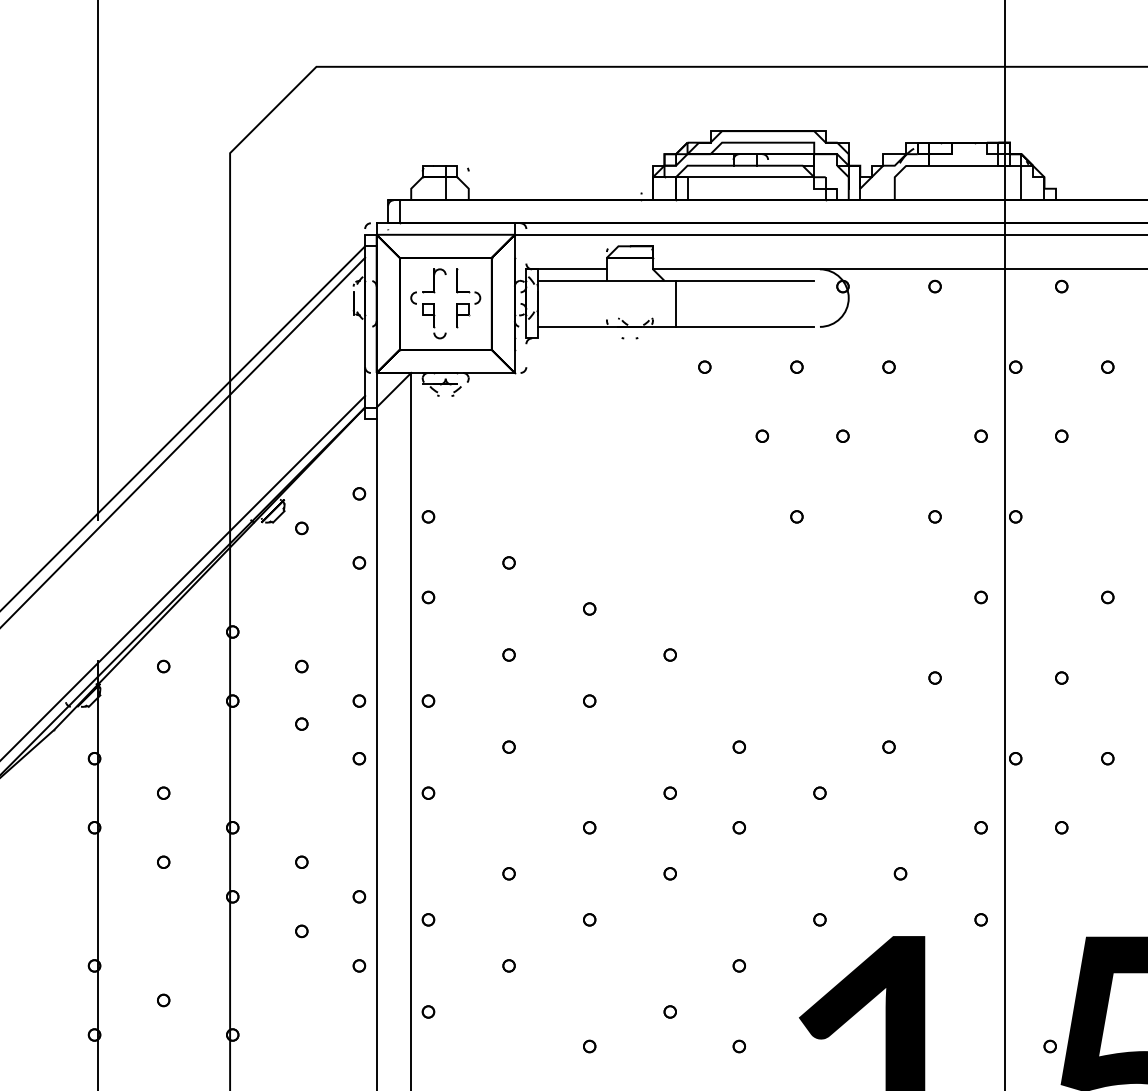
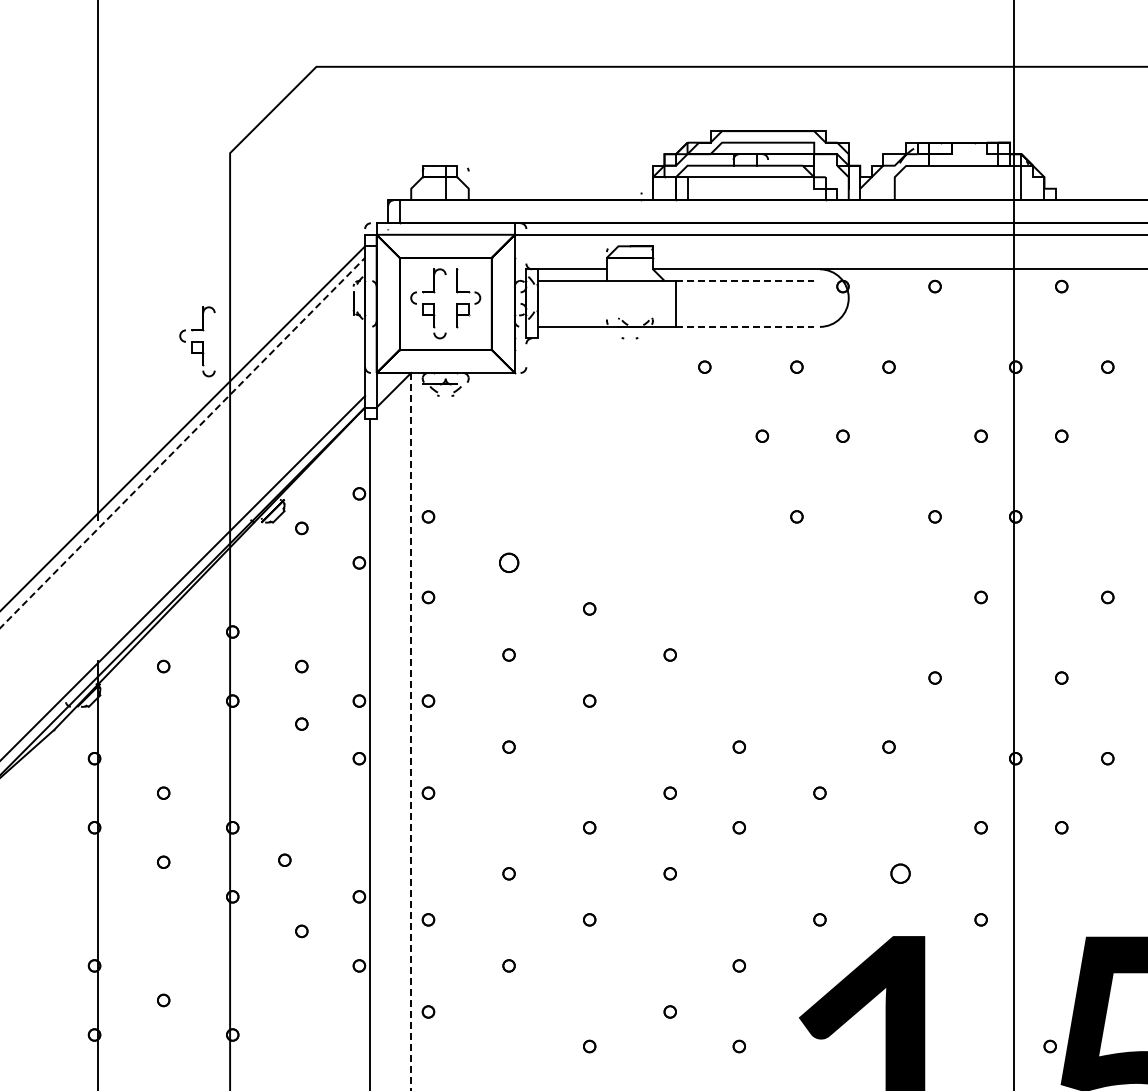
line: solid -> dashed (745, 280)
line: solid -> dashed (745, 326)
part: none -> present (197, 341)
line: solid -> dashed (182, 442)
line position: (1004, 544) -> (1013, 544) (1013, 544)
part size: 14x14 px -> 21x21 px (509, 562)
line: solid -> dashed (411, 731)
line position: (376, 753) -> (369, 753) (369, 753)
part position: (301, 861) -> (284, 859) (284, 859)
part size: 15x14 px -> 21x21 px (900, 873)
